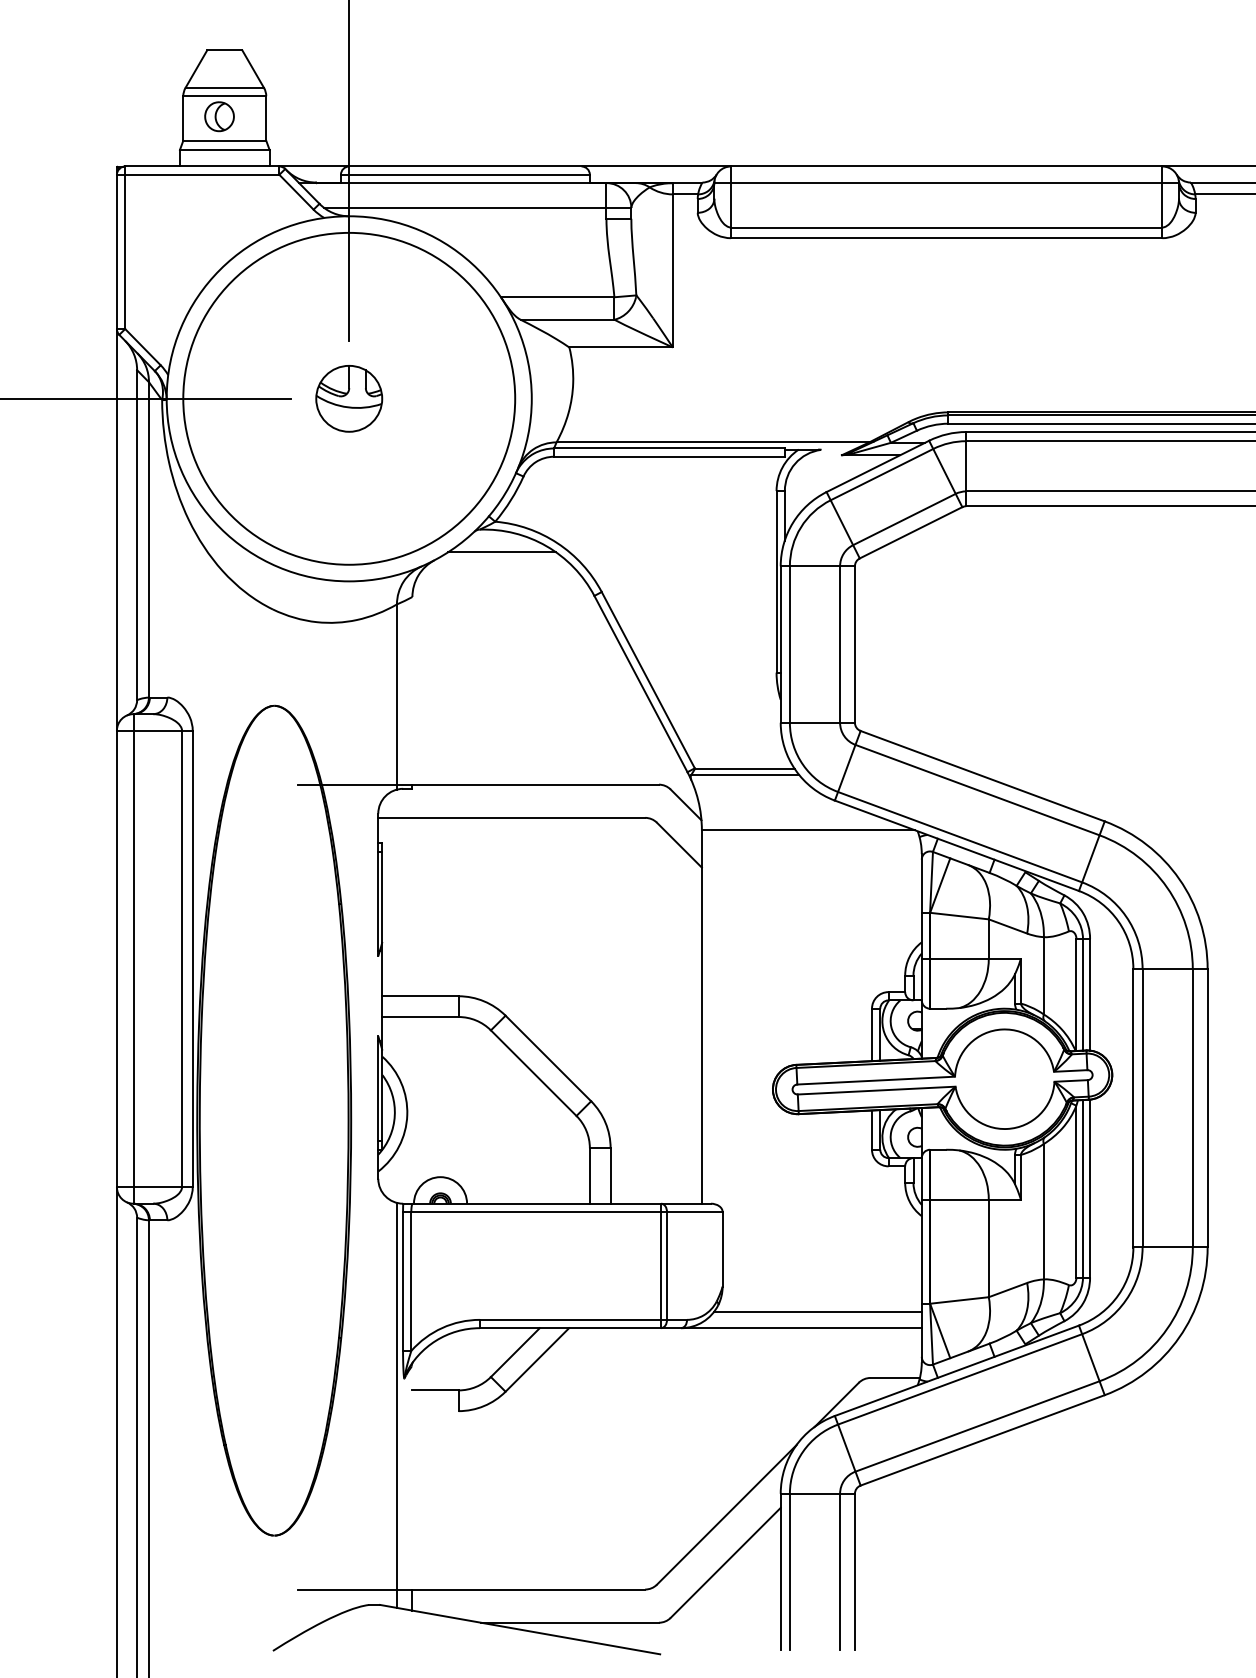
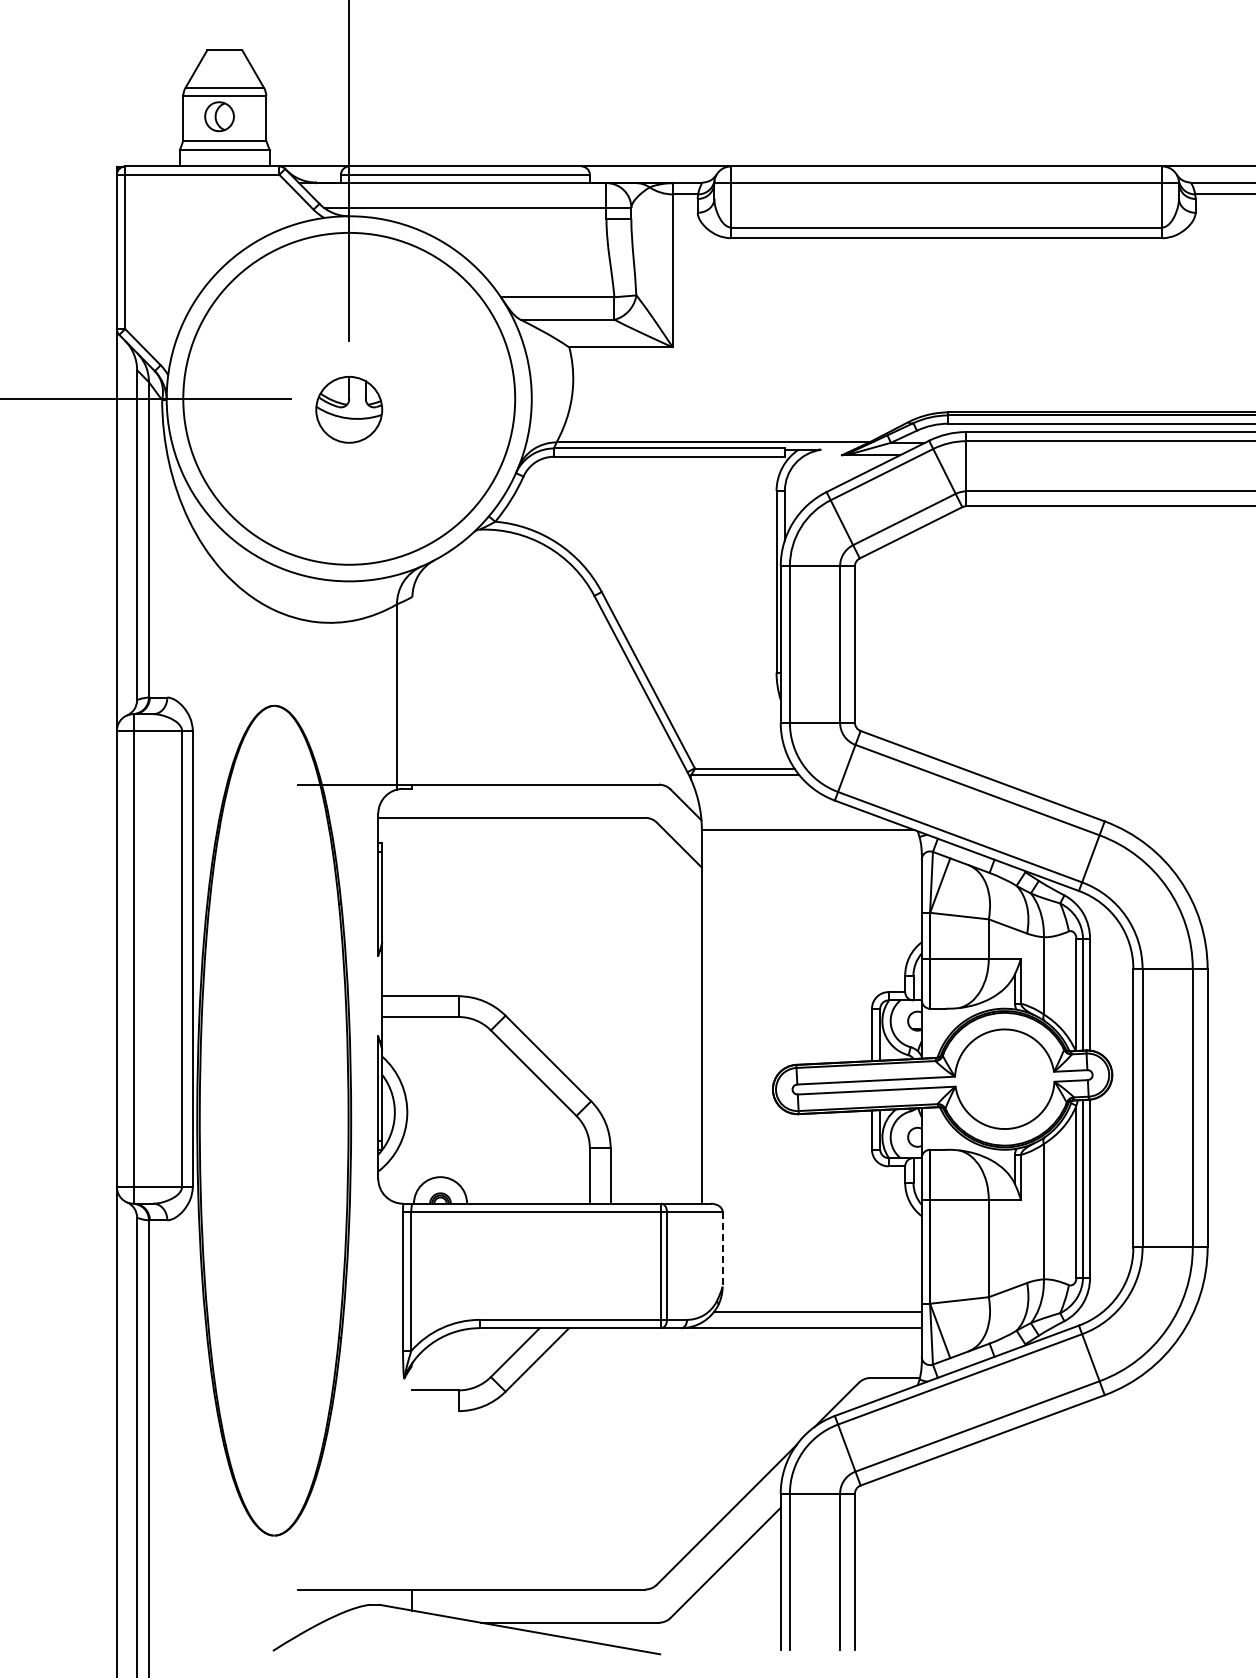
part position: (349, 398) -> (349, 409) (349, 409)
line: present -> none (501, 552)
line: solid -> dashed (722, 1249)
line: present -> none (396, 1404)
